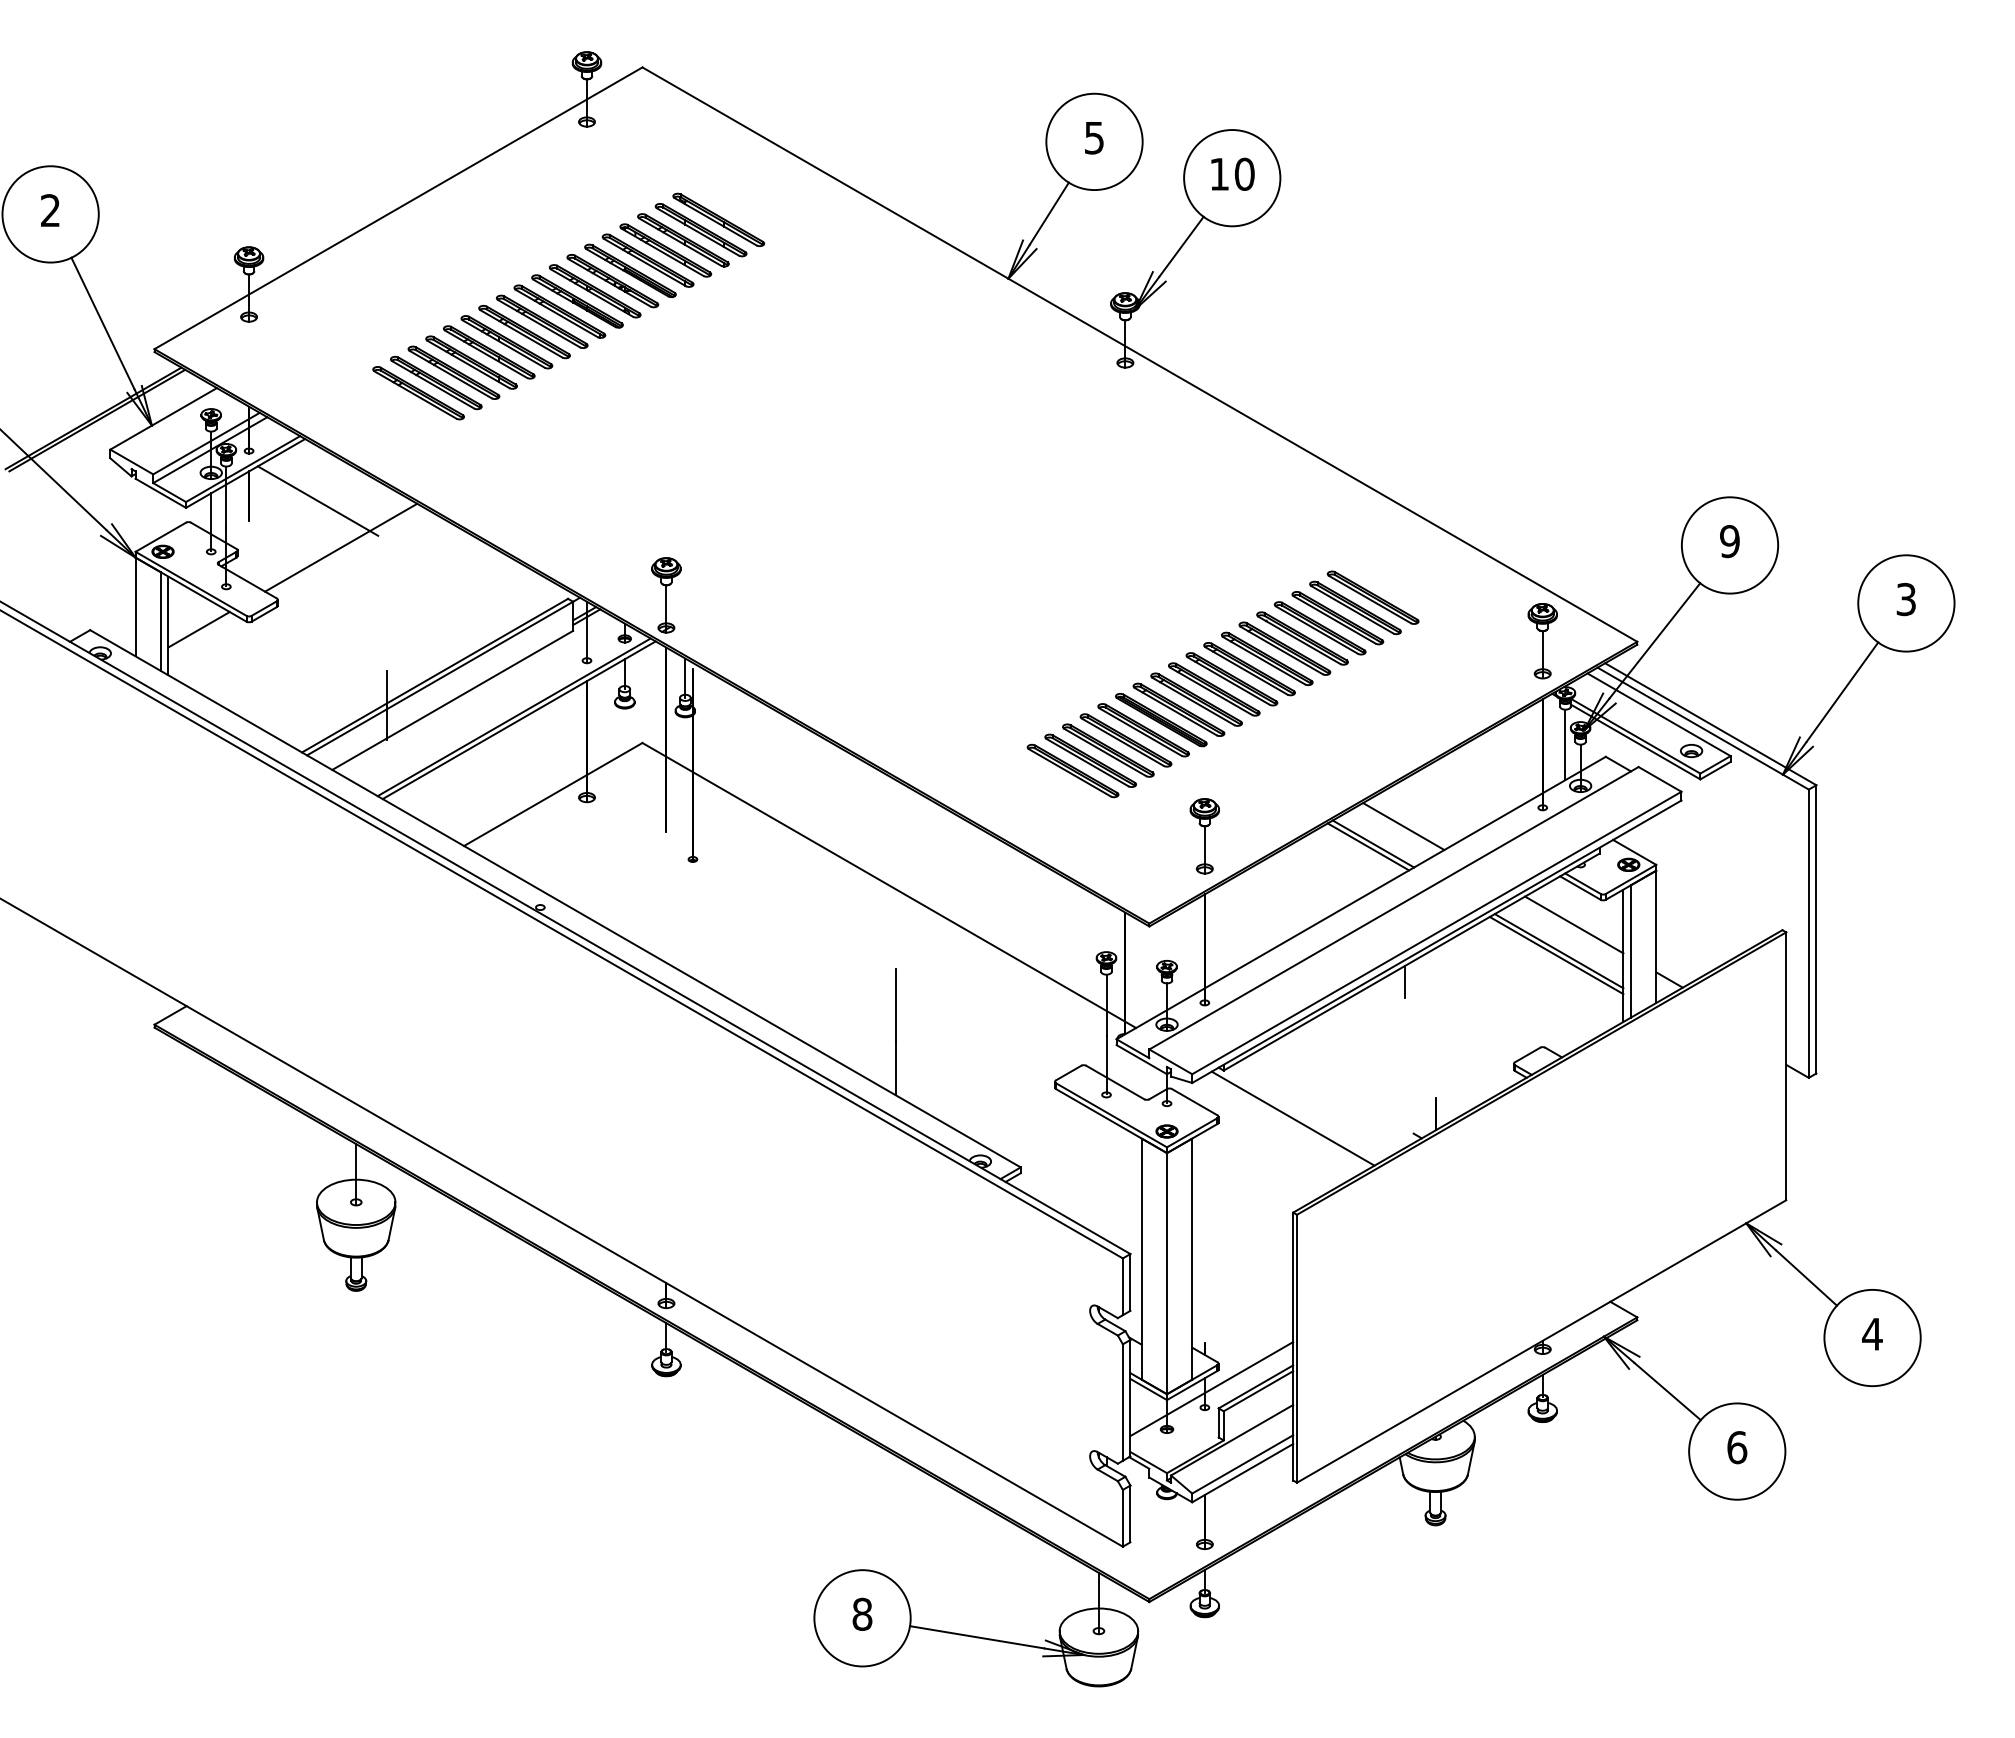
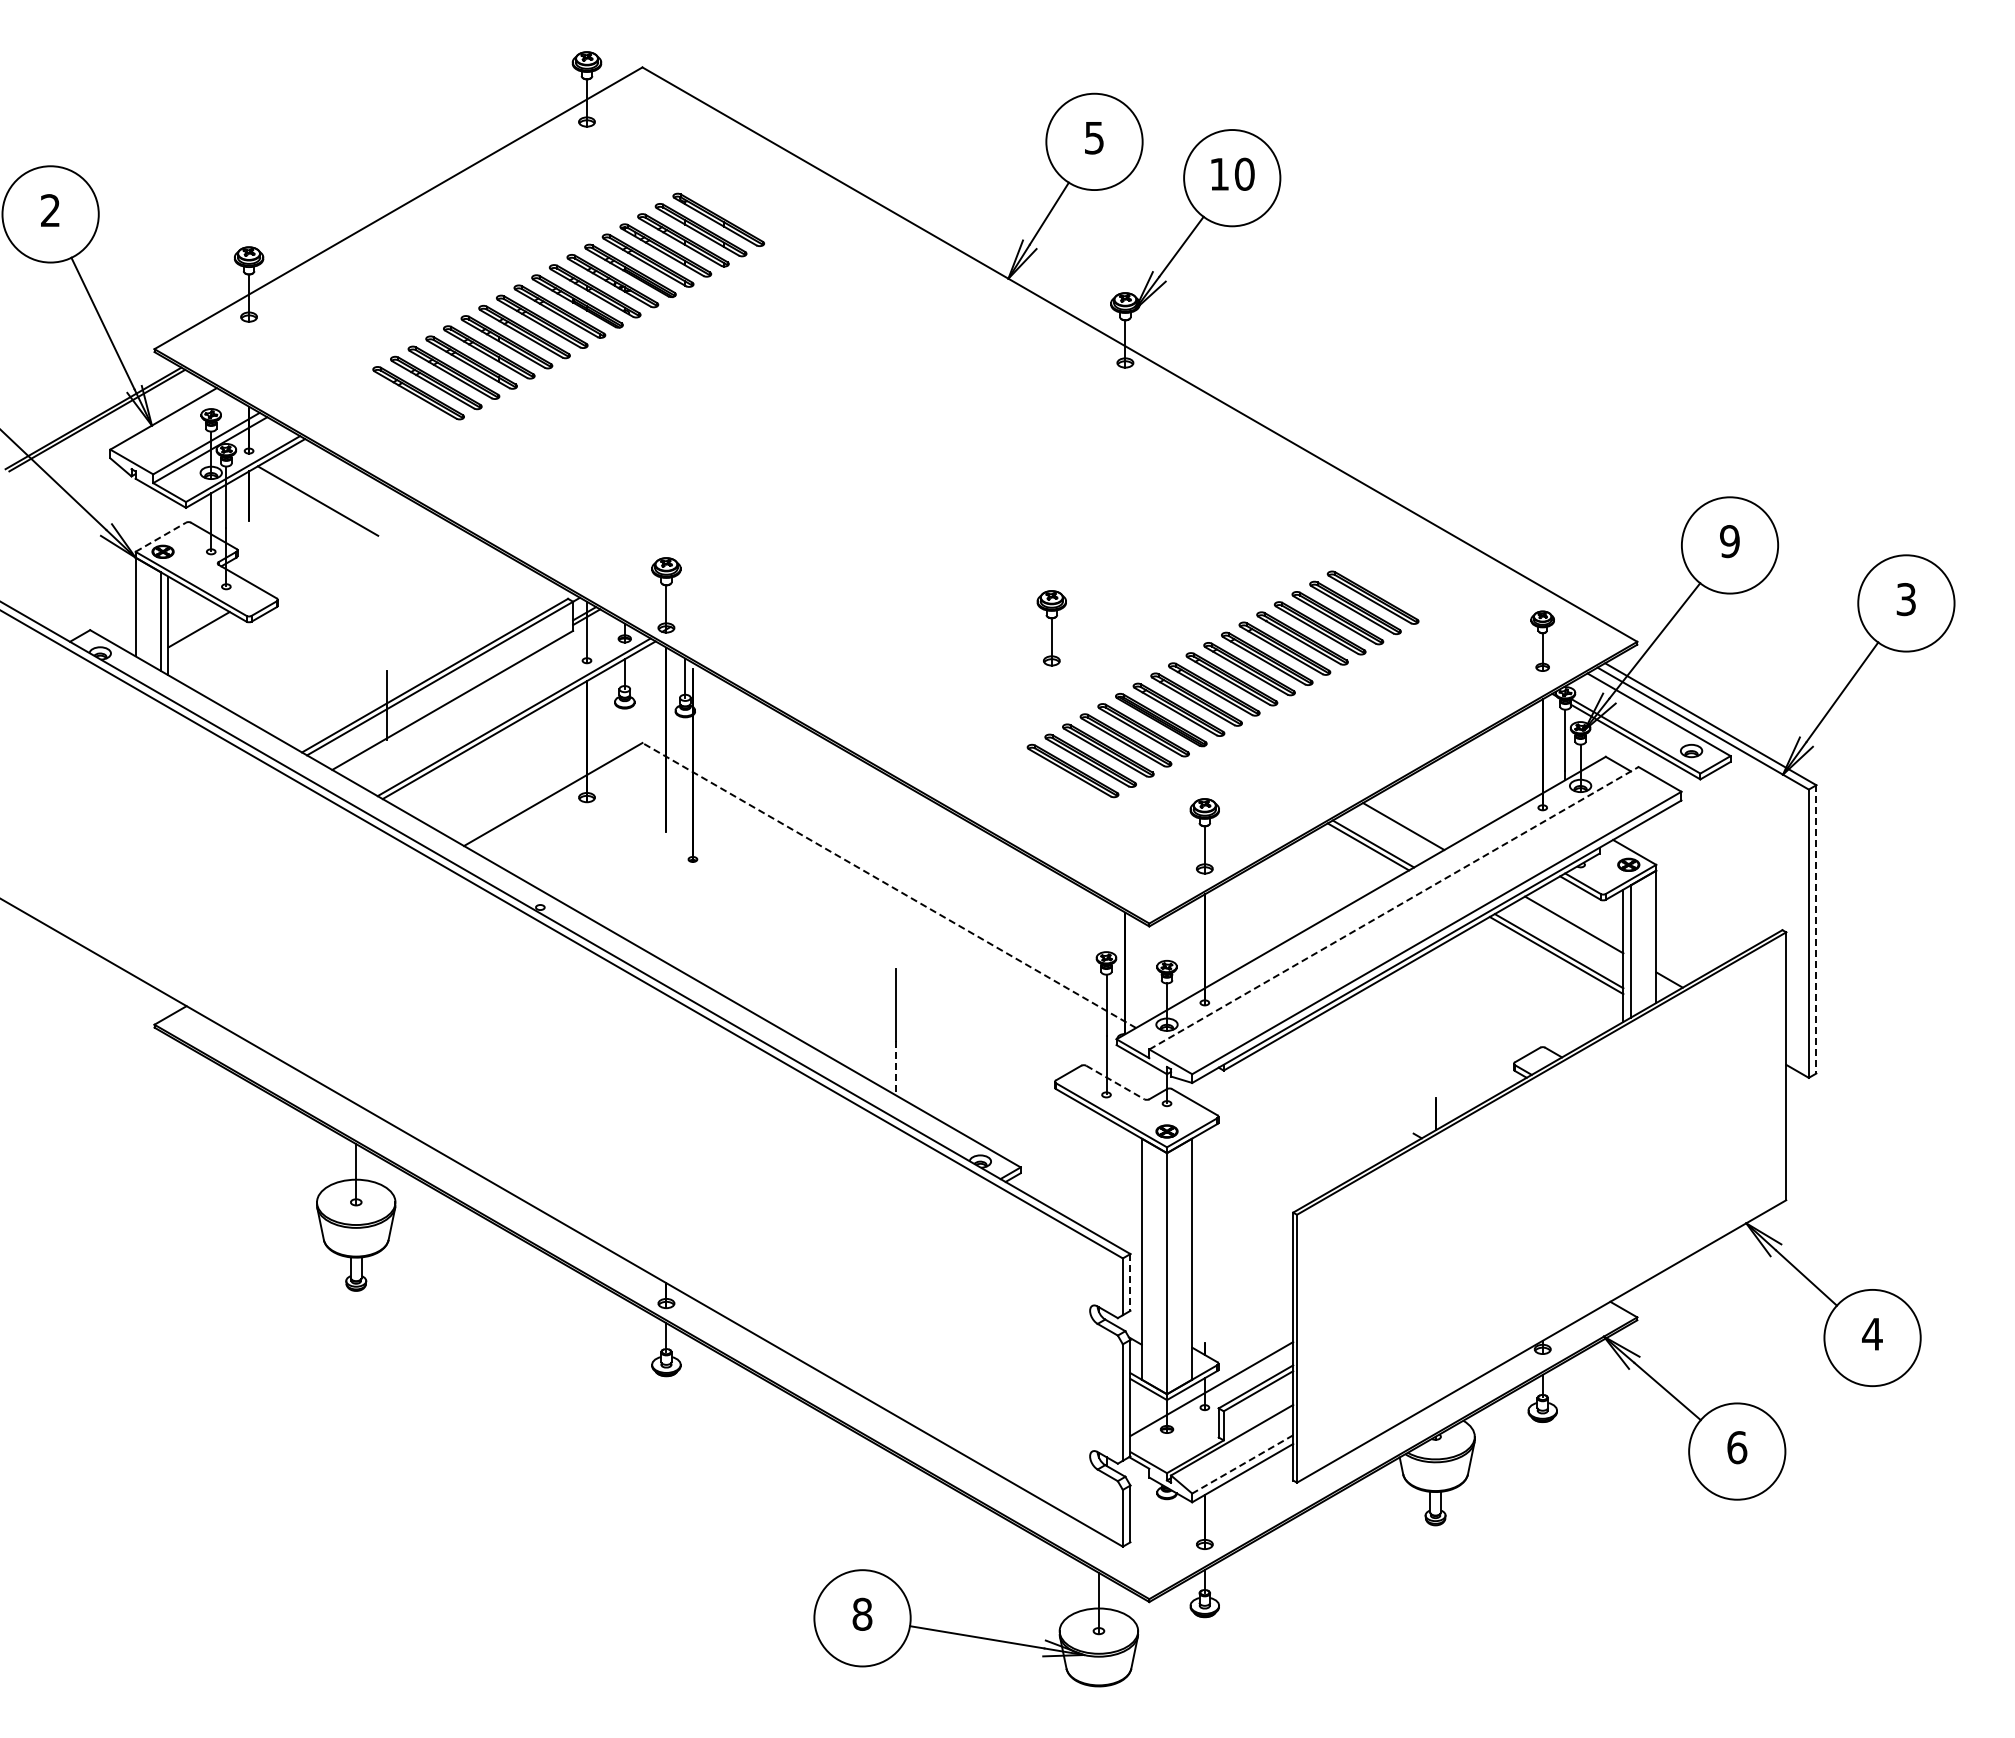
line: solid -> dashed (161, 537)
line: present -> none (341, 547)
part: none -> present (1051, 628)
part size: 31x77 px -> 25x62 px (1542, 640)
line: solid -> dashed (888, 885)
line: solid -> dashed (1394, 908)
line: solid -> dashed (1816, 929)
line: present -> none (1405, 981)
line: solid -> dashed (895, 1068)
line: solid -> dashed (1115, 1082)
line: present -> none (1292, 1118)
line: solid -> dashed (1130, 1282)
line: solid -> dashed (1242, 1464)
